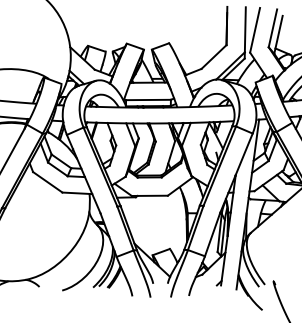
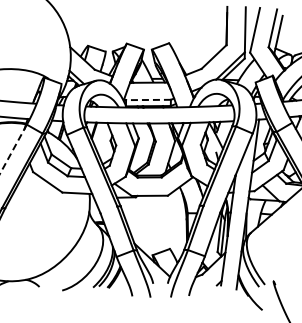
line: solid -> dashed (148, 99)
line: solid -> dashed (13, 149)
